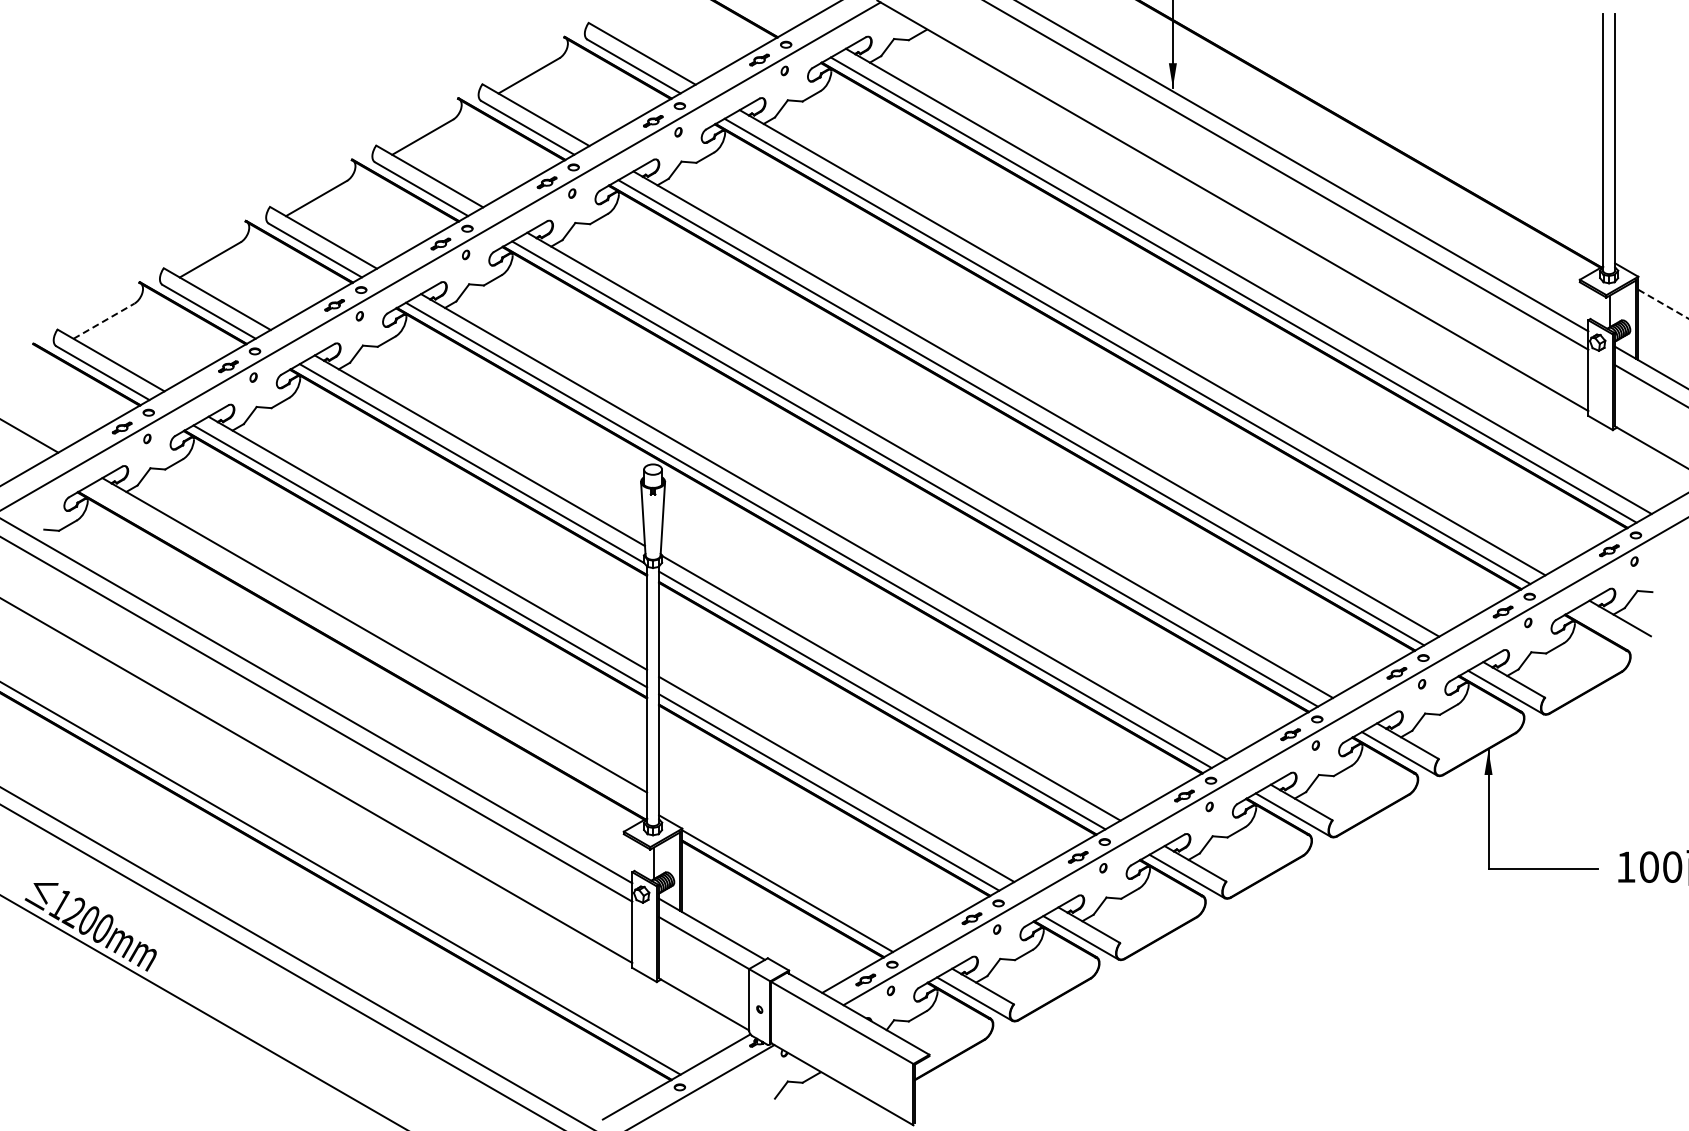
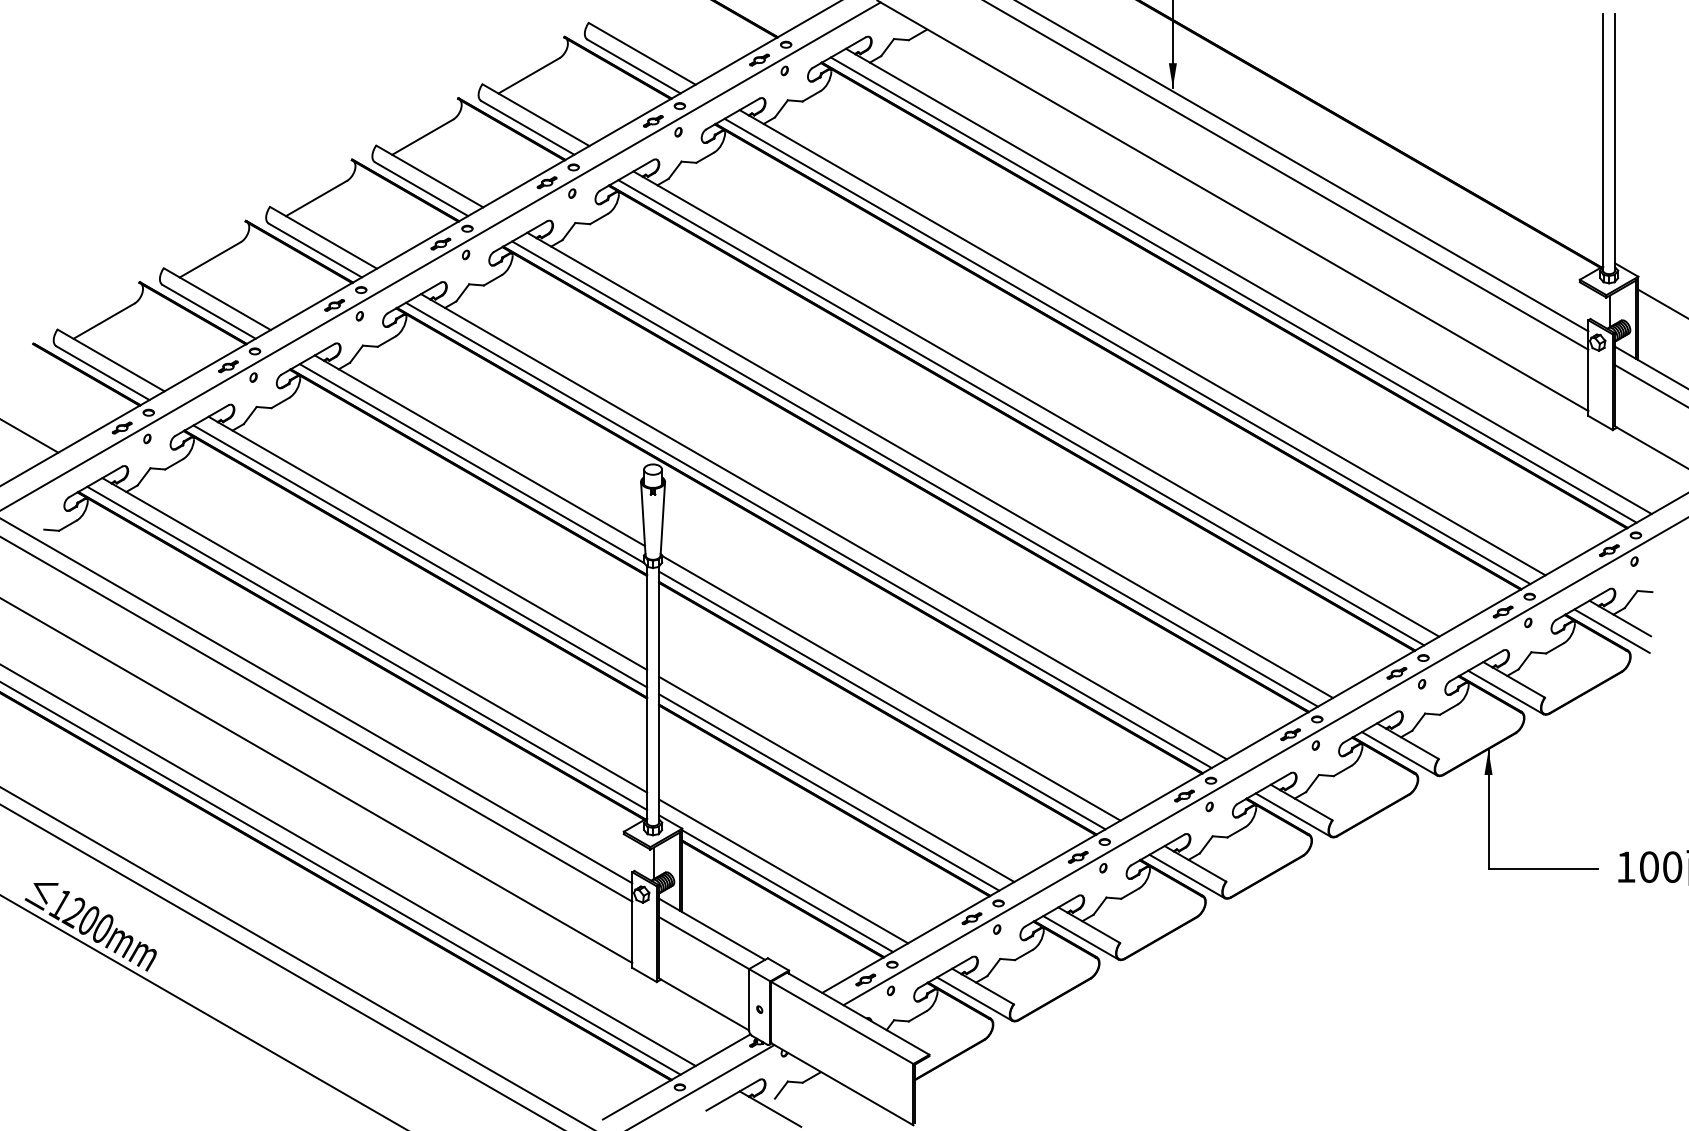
line: dashed -> solid (1663, 304)
line: dashed -> solid (104, 320)
line: none -> present (1611, 630)
line: none -> present (367, 648)
line: none -> present (348, 865)
line: none -> present (783, 871)
part: none -> present (753, 1102)
